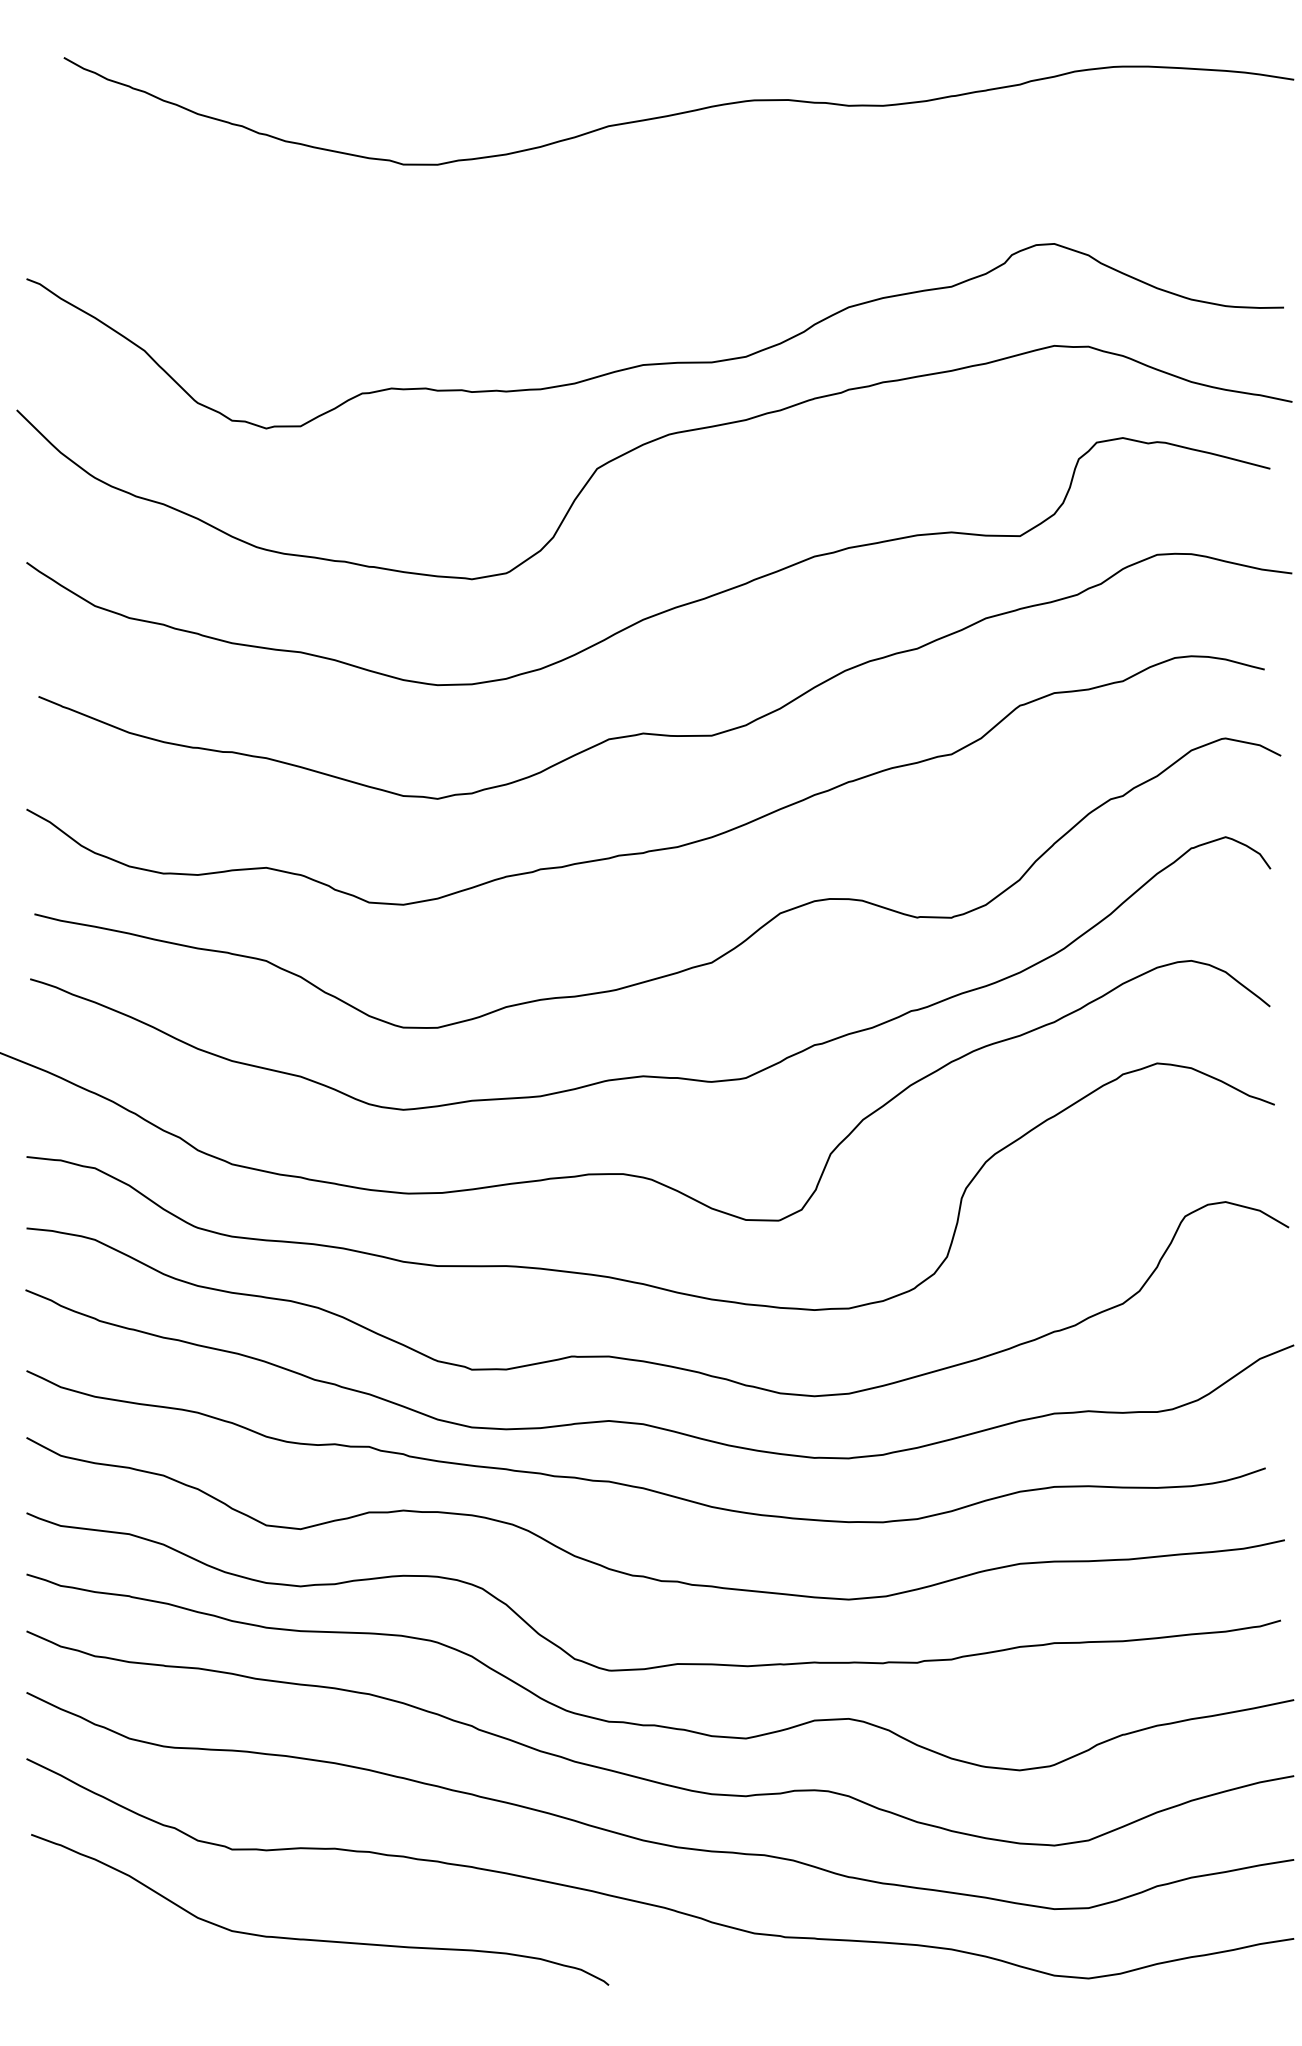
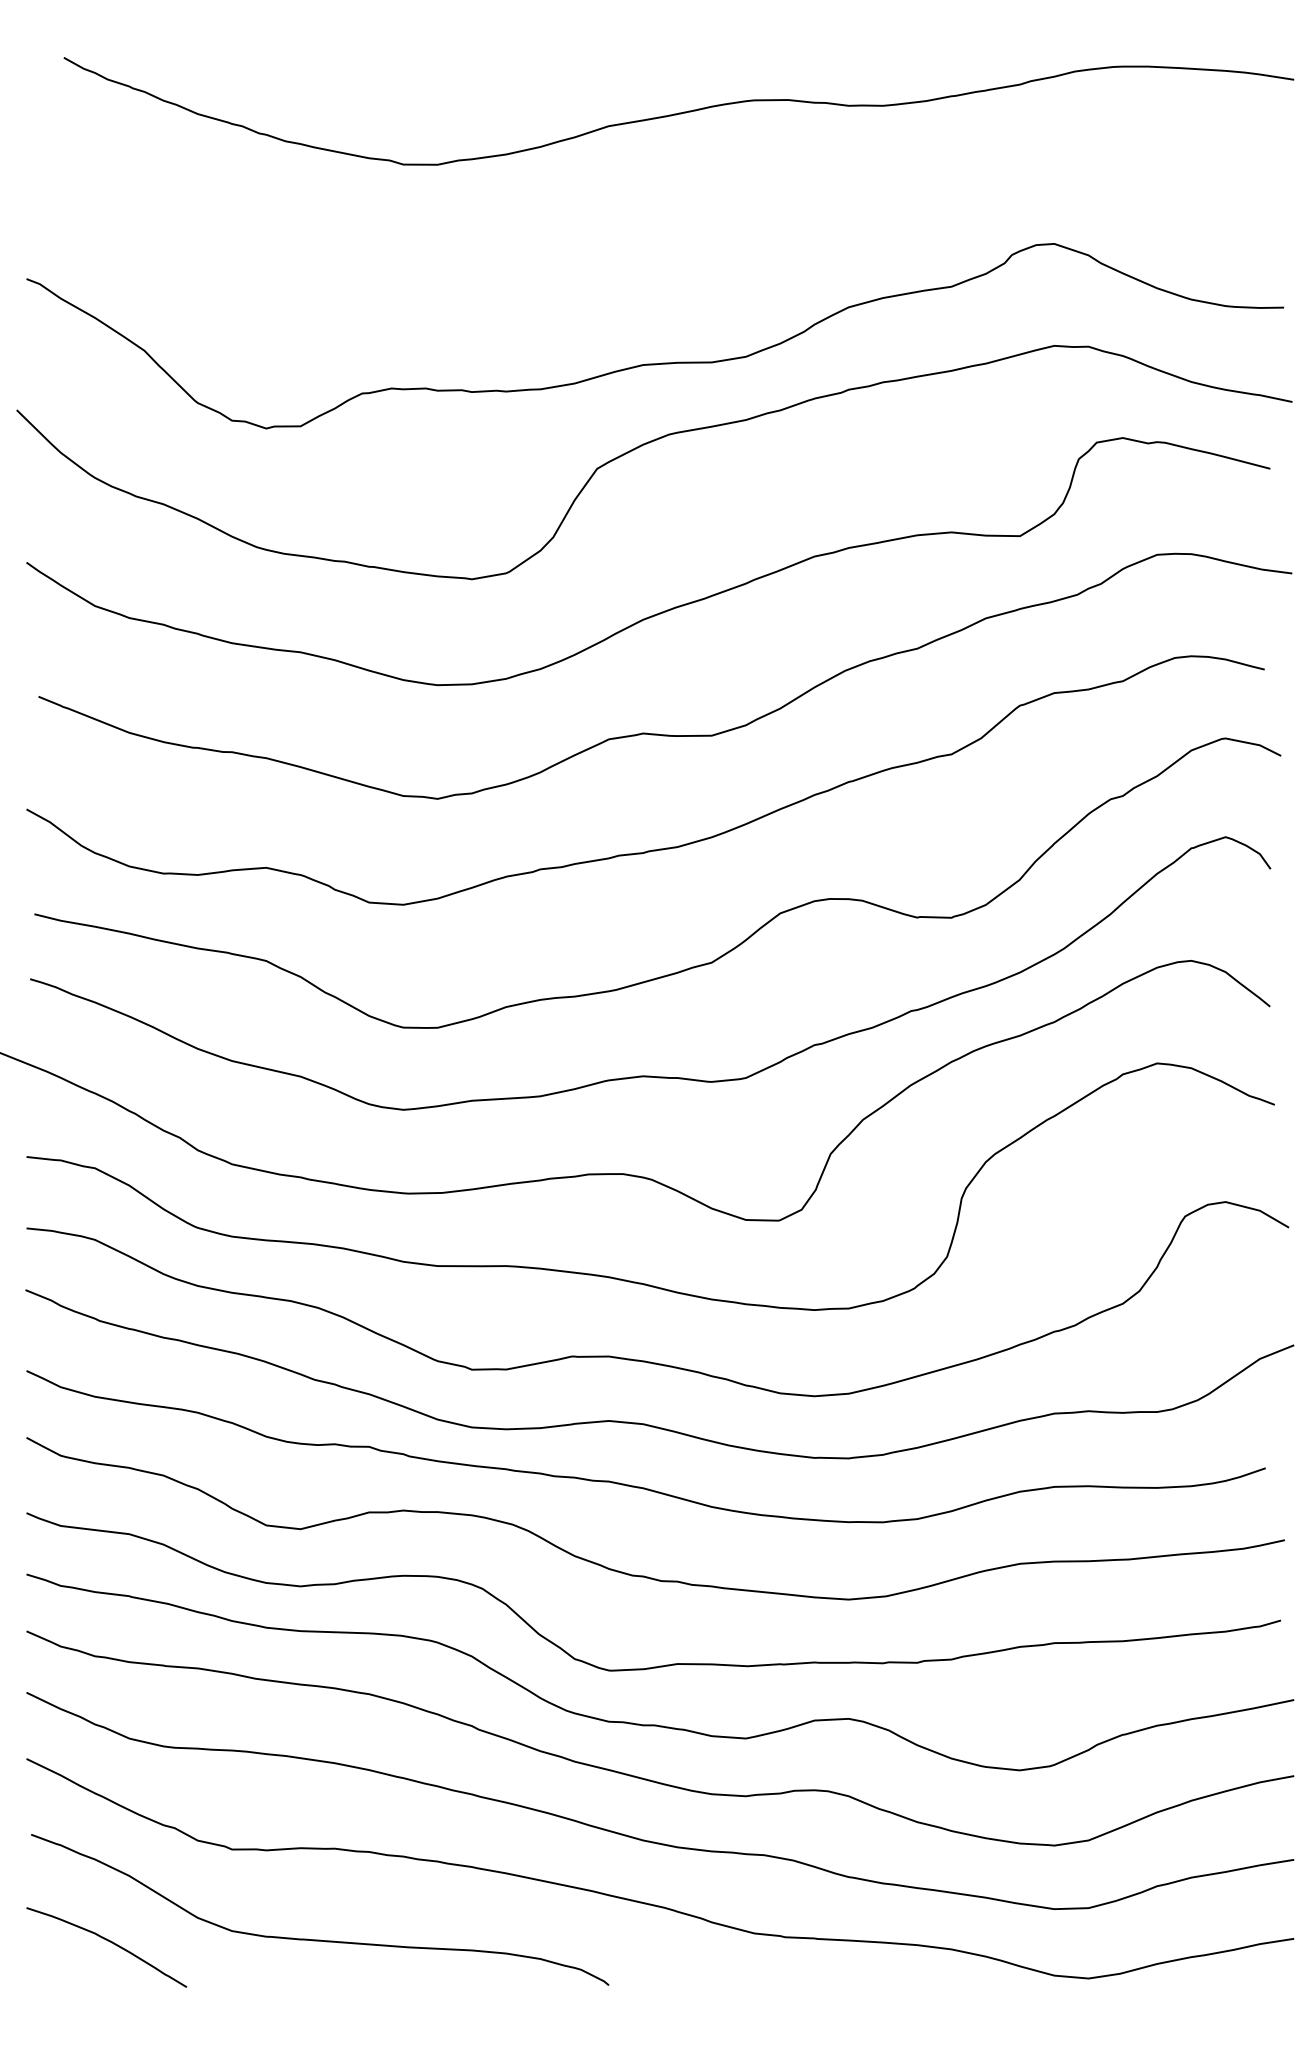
curve: none -> present (109, 1942)
